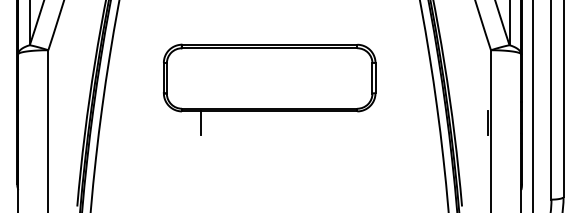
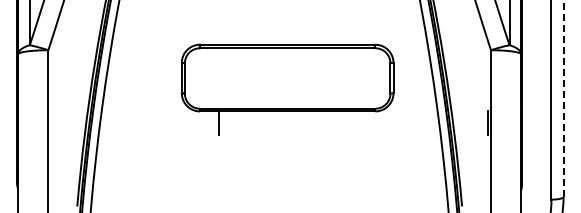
part position: (269, 89) -> (287, 89) (287, 89)
line: solid -> dashed (563, 99)
line: present -> none (533, 105)
